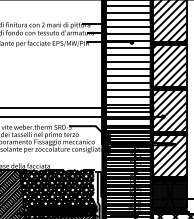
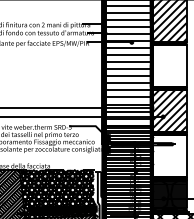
hatch: present -> none (169, 65)
hatch: present -> none (169, 155)
